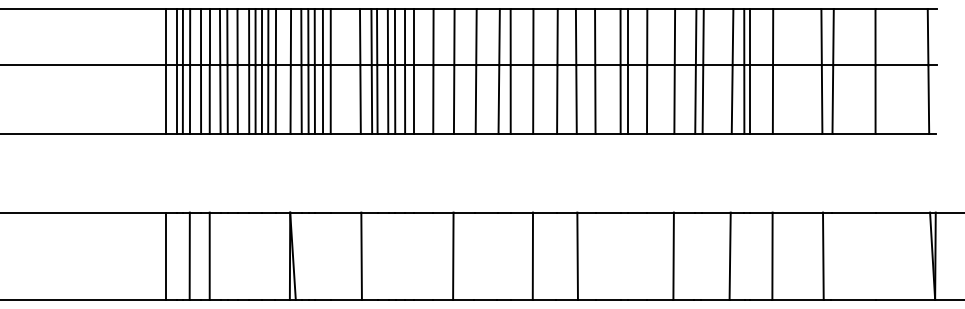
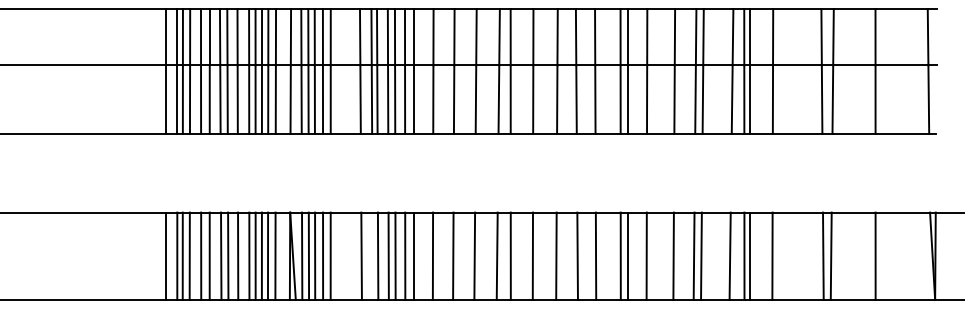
line: none -> present (177, 255)
line: none -> present (182, 255)
line: none -> present (201, 255)
line: none -> present (221, 255)
line: none -> present (228, 255)
line: none -> present (238, 255)
line: none -> present (249, 255)
line: none -> present (255, 255)
line: none -> present (261, 255)
line: none -> present (267, 255)
line: none -> present (275, 255)
line: none -> present (302, 255)
line: none -> present (308, 255)
line: none -> present (315, 255)
line: none -> present (323, 255)
line: none -> present (330, 255)
line: none -> present (377, 255)
line: none -> present (388, 255)
line: none -> present (395, 255)
line: none -> present (405, 255)
line: none -> present (413, 255)
line: none -> present (432, 255)
line: none -> present (474, 255)
line: none -> present (496, 255)
line: none -> present (510, 255)
line: none -> present (556, 255)
line: none -> present (595, 255)
line: none -> present (620, 255)
line: none -> present (627, 255)
line: none -> present (646, 255)
line: none -> present (693, 255)
line: none -> present (701, 255)
line: none -> present (744, 255)
line: none -> present (749, 255)
line: none -> present (830, 255)
line: none -> present (875, 255)
